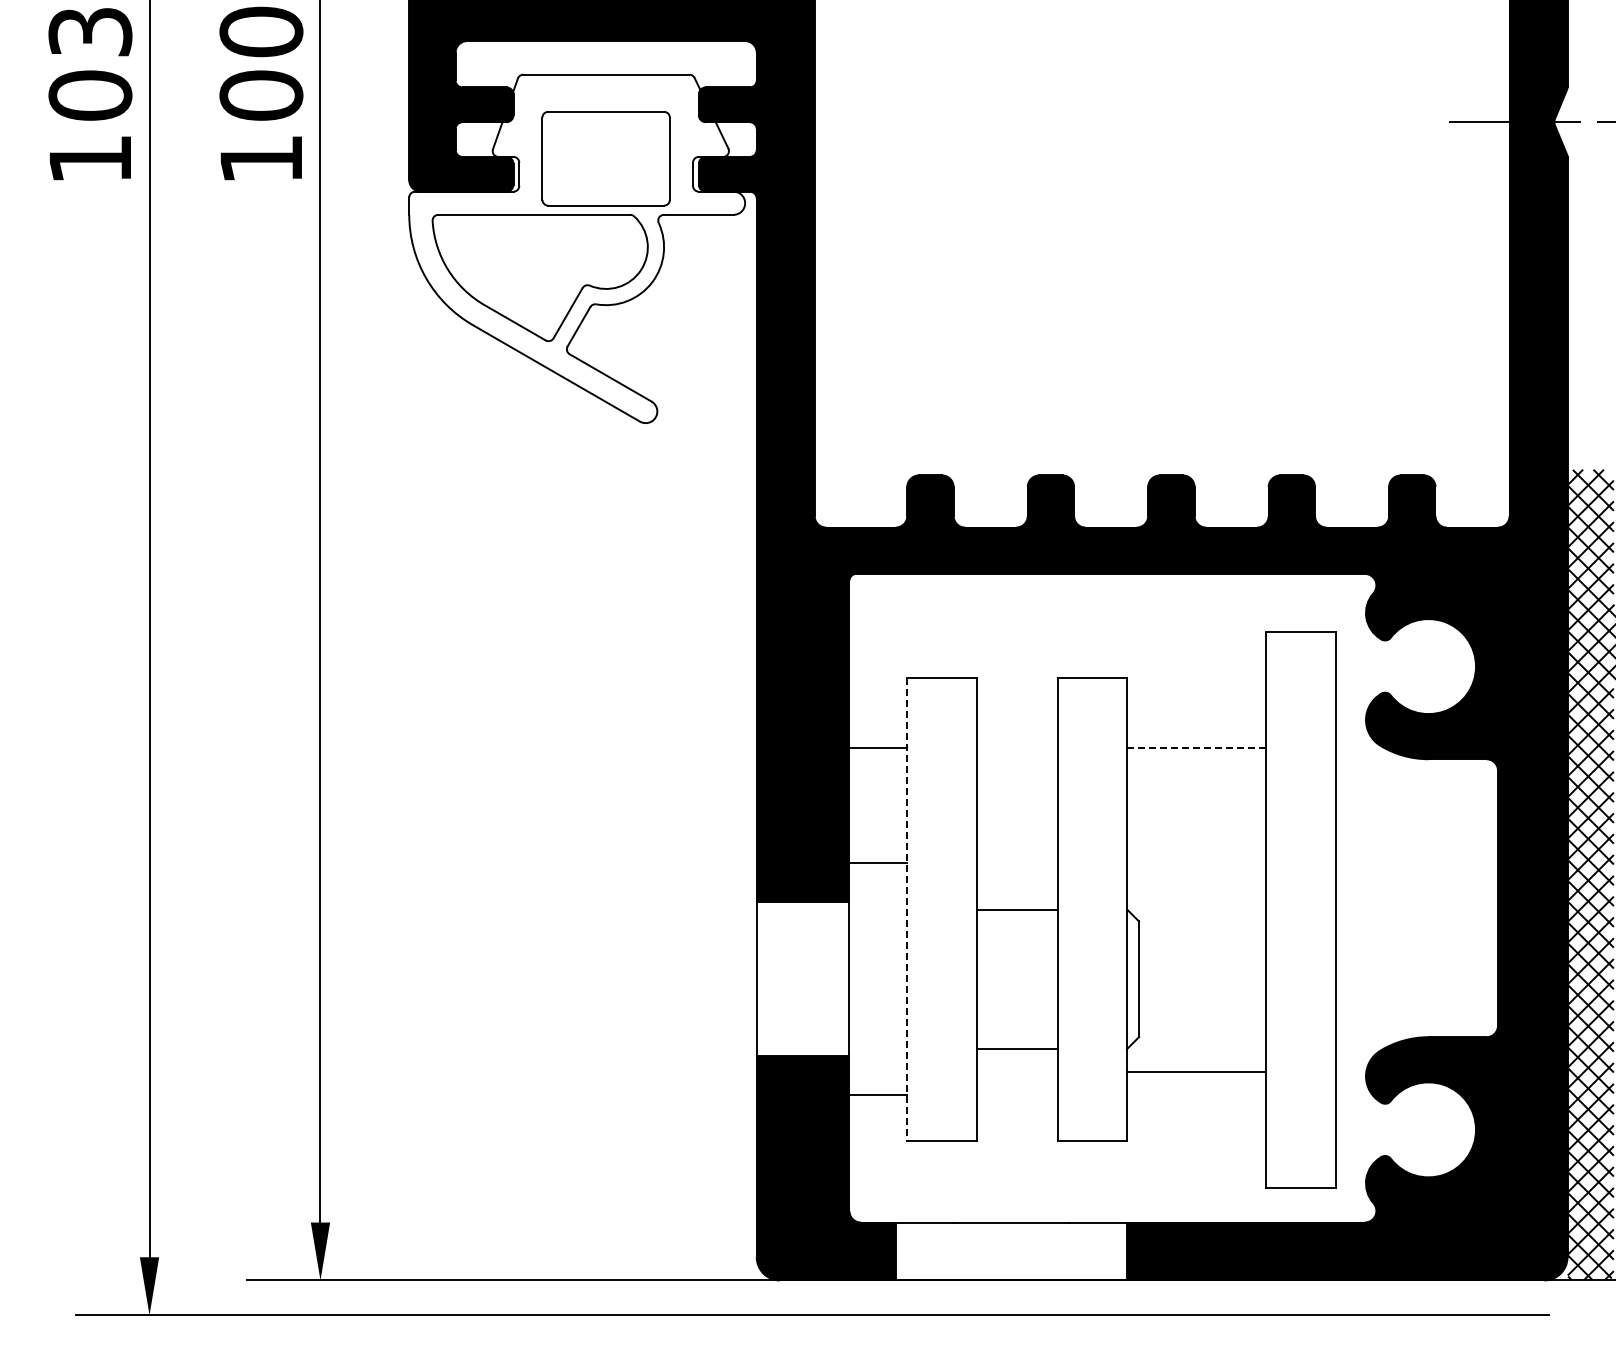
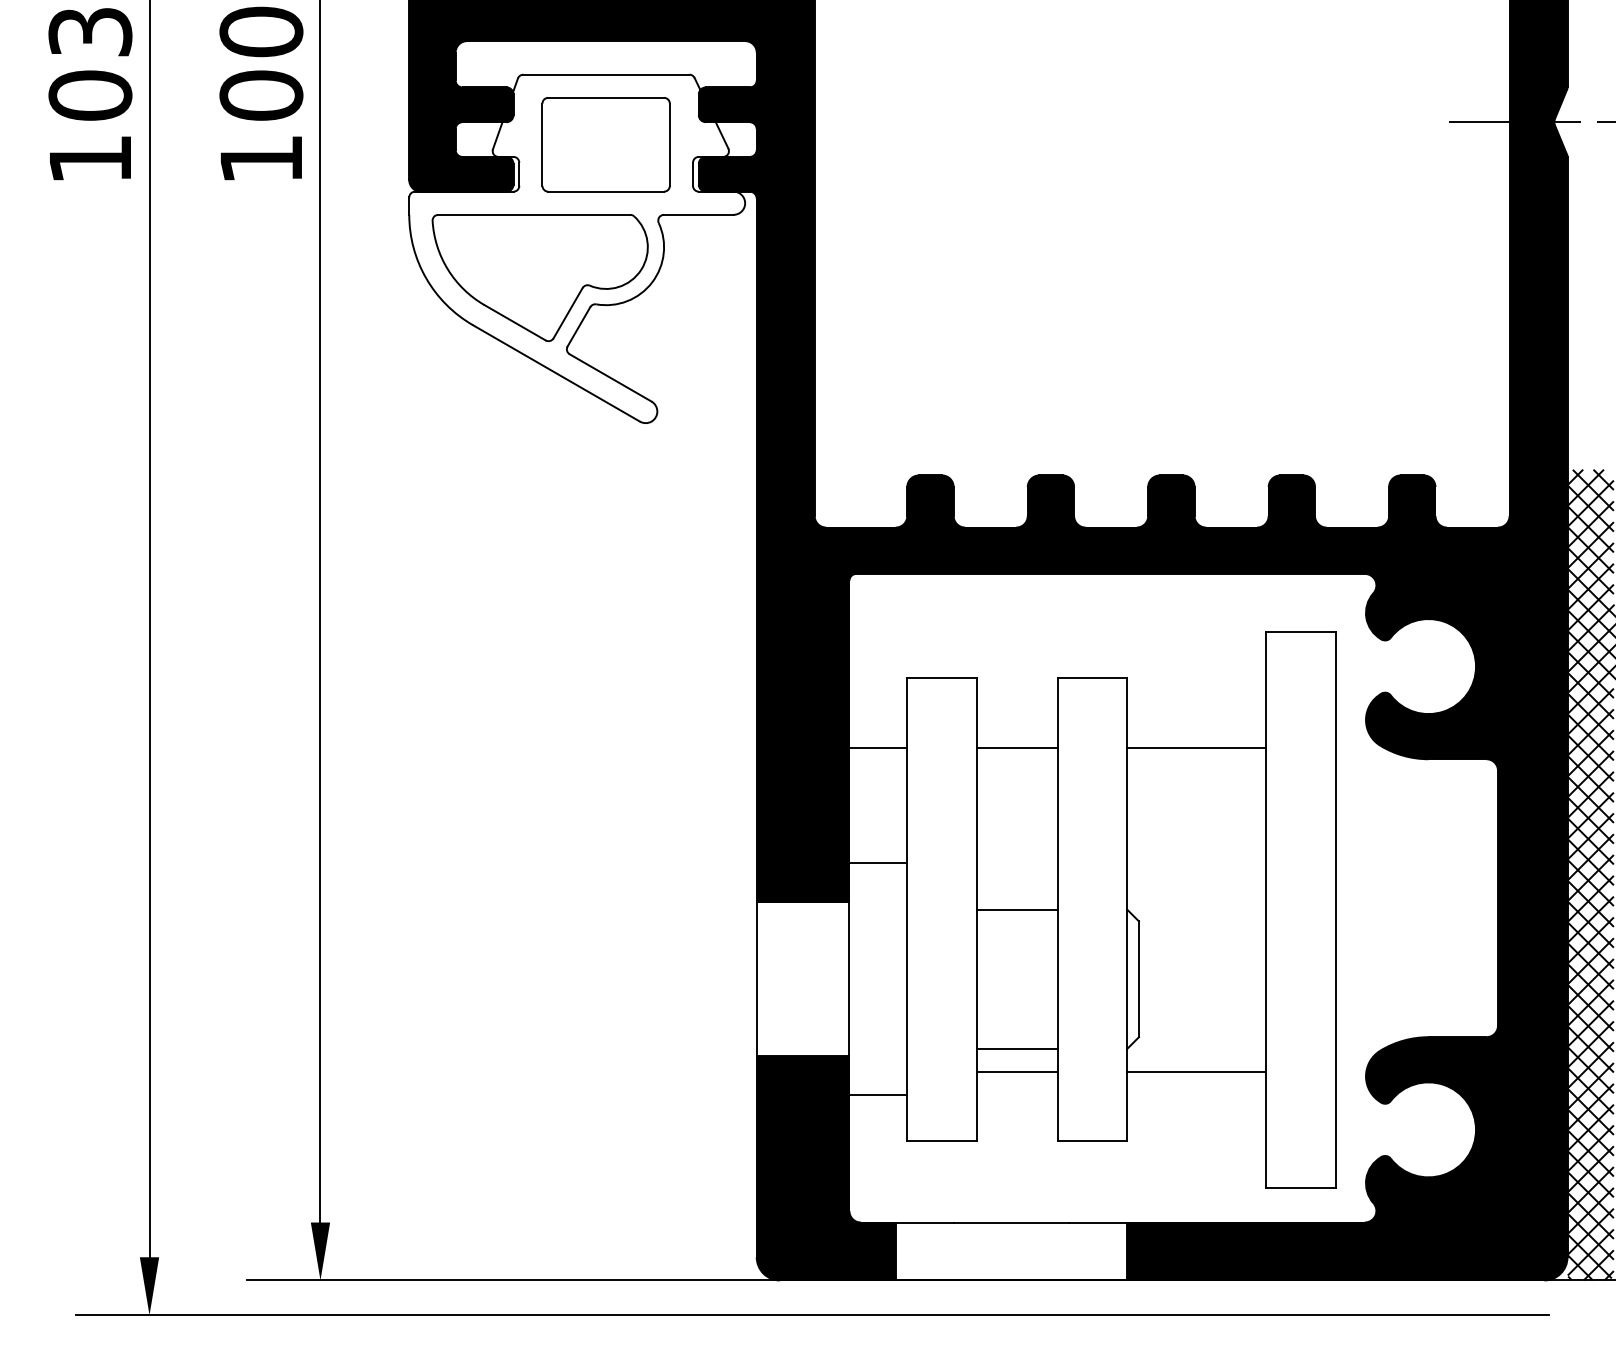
part position: (605, 158) -> (605, 144) (605, 144)
line: none -> present (1016, 747)
line: dashed -> solid (1196, 747)
line: dashed -> solid (907, 909)
line: none -> present (1016, 1071)
